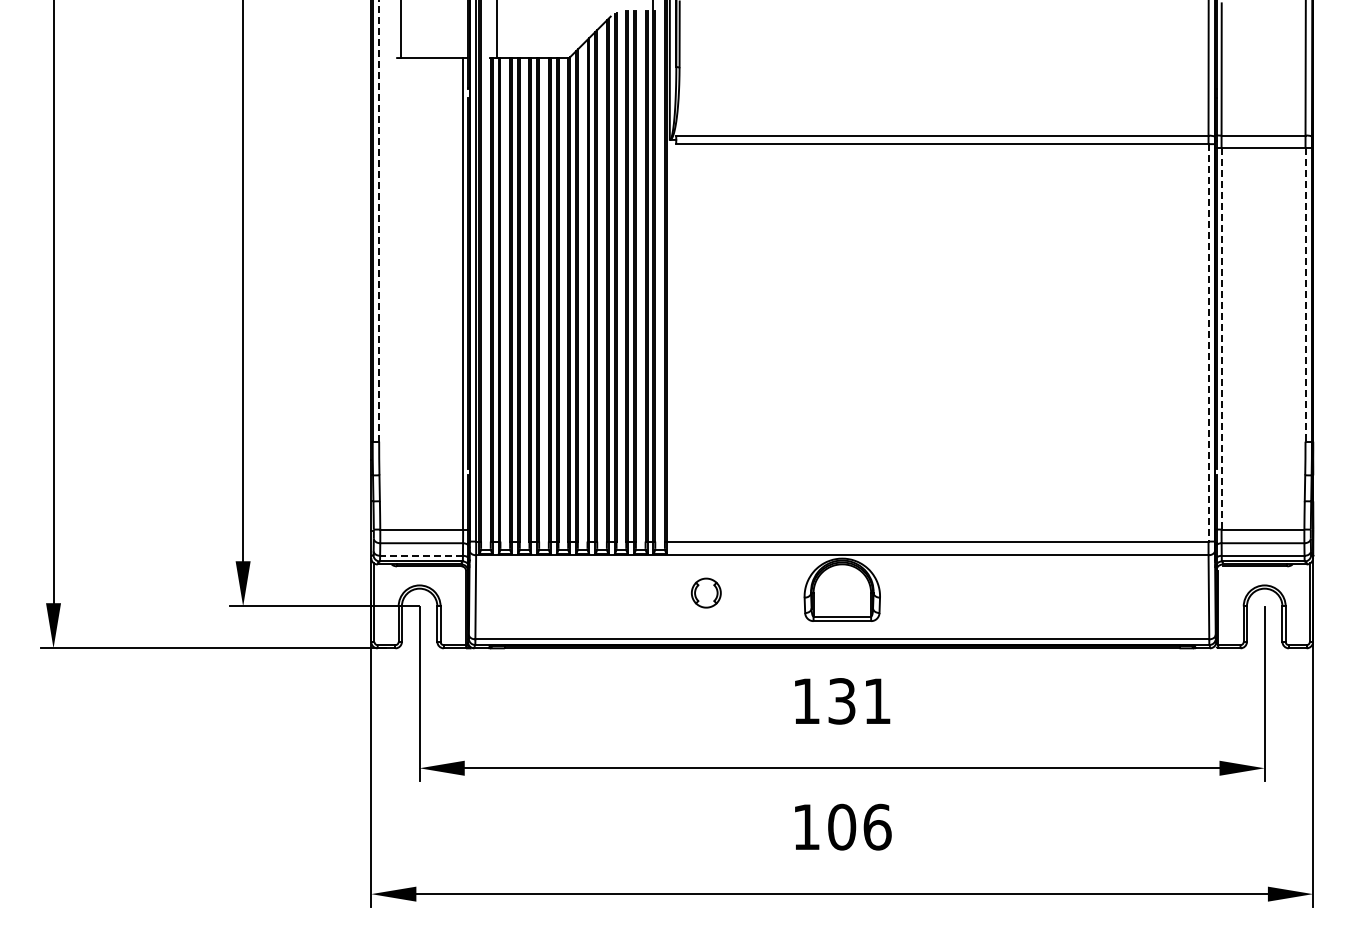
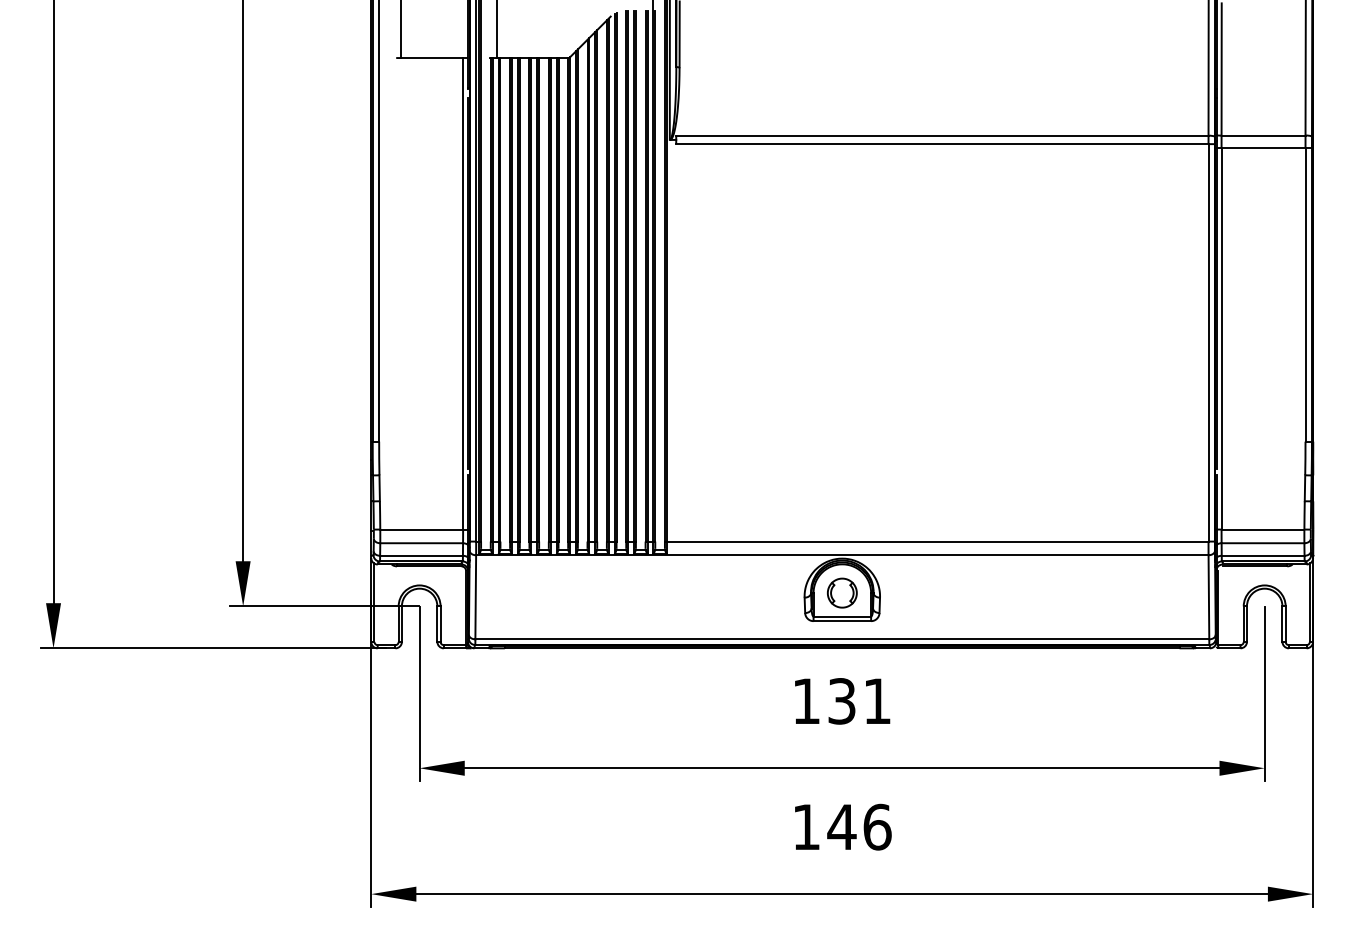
line: dashed -> solid (379, 221)
line: dashed -> solid (1305, 294)
line: dashed -> solid (1221, 338)
line: dashed -> solid (1208, 342)
line: dashed -> solid (421, 555)
part position: (706, 592) -> (842, 592) (842, 592)
text: 106 -> 146 (841, 826)
